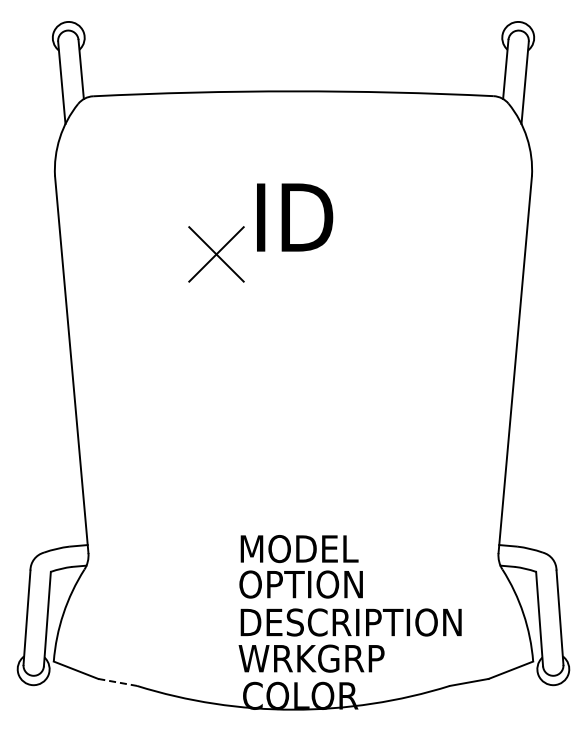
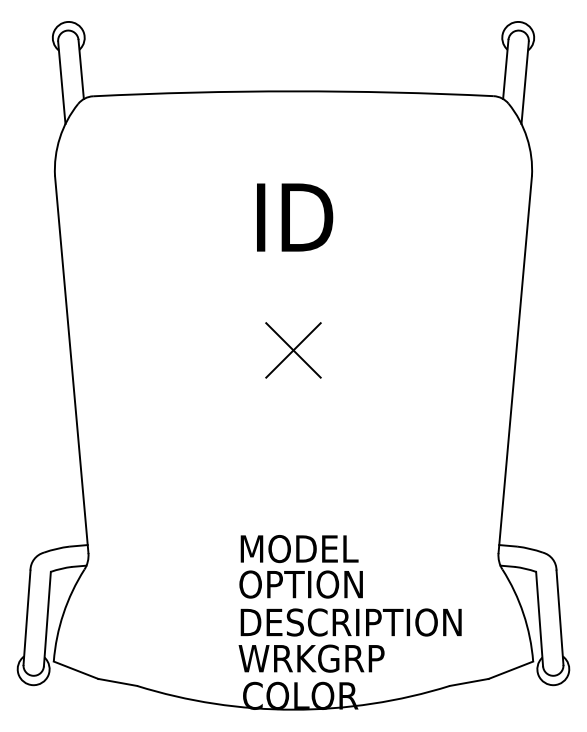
part position: (216, 254) -> (293, 350) (293, 350)
line: dashed -> solid (117, 682)
